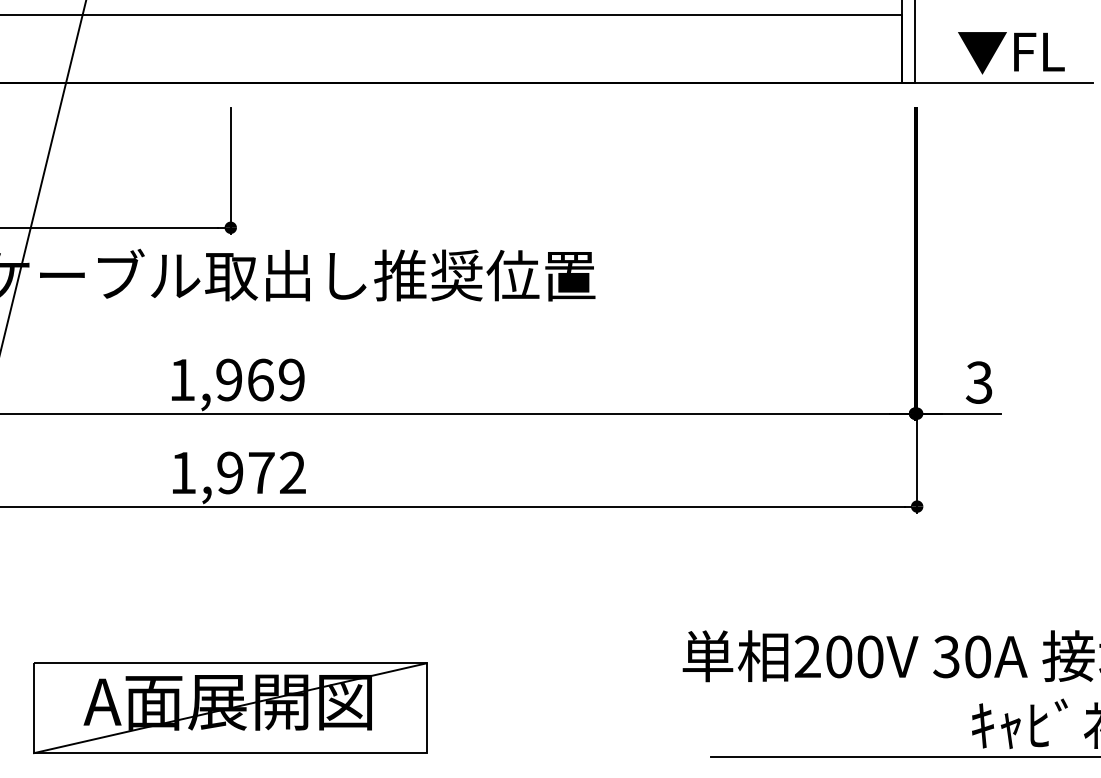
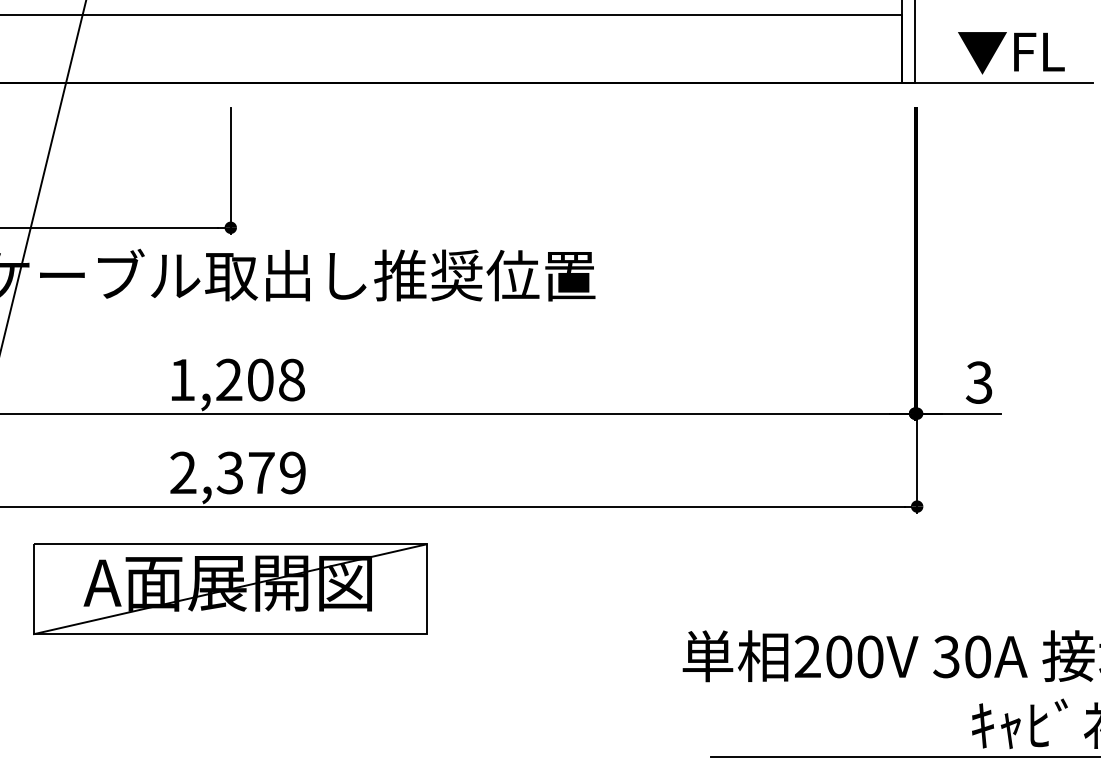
text: 1,969 -> 1,208 (260, 379)
text: 1,972 -> 2,379 (237, 472)
part position: (230, 708) -> (230, 589) (230, 589)
